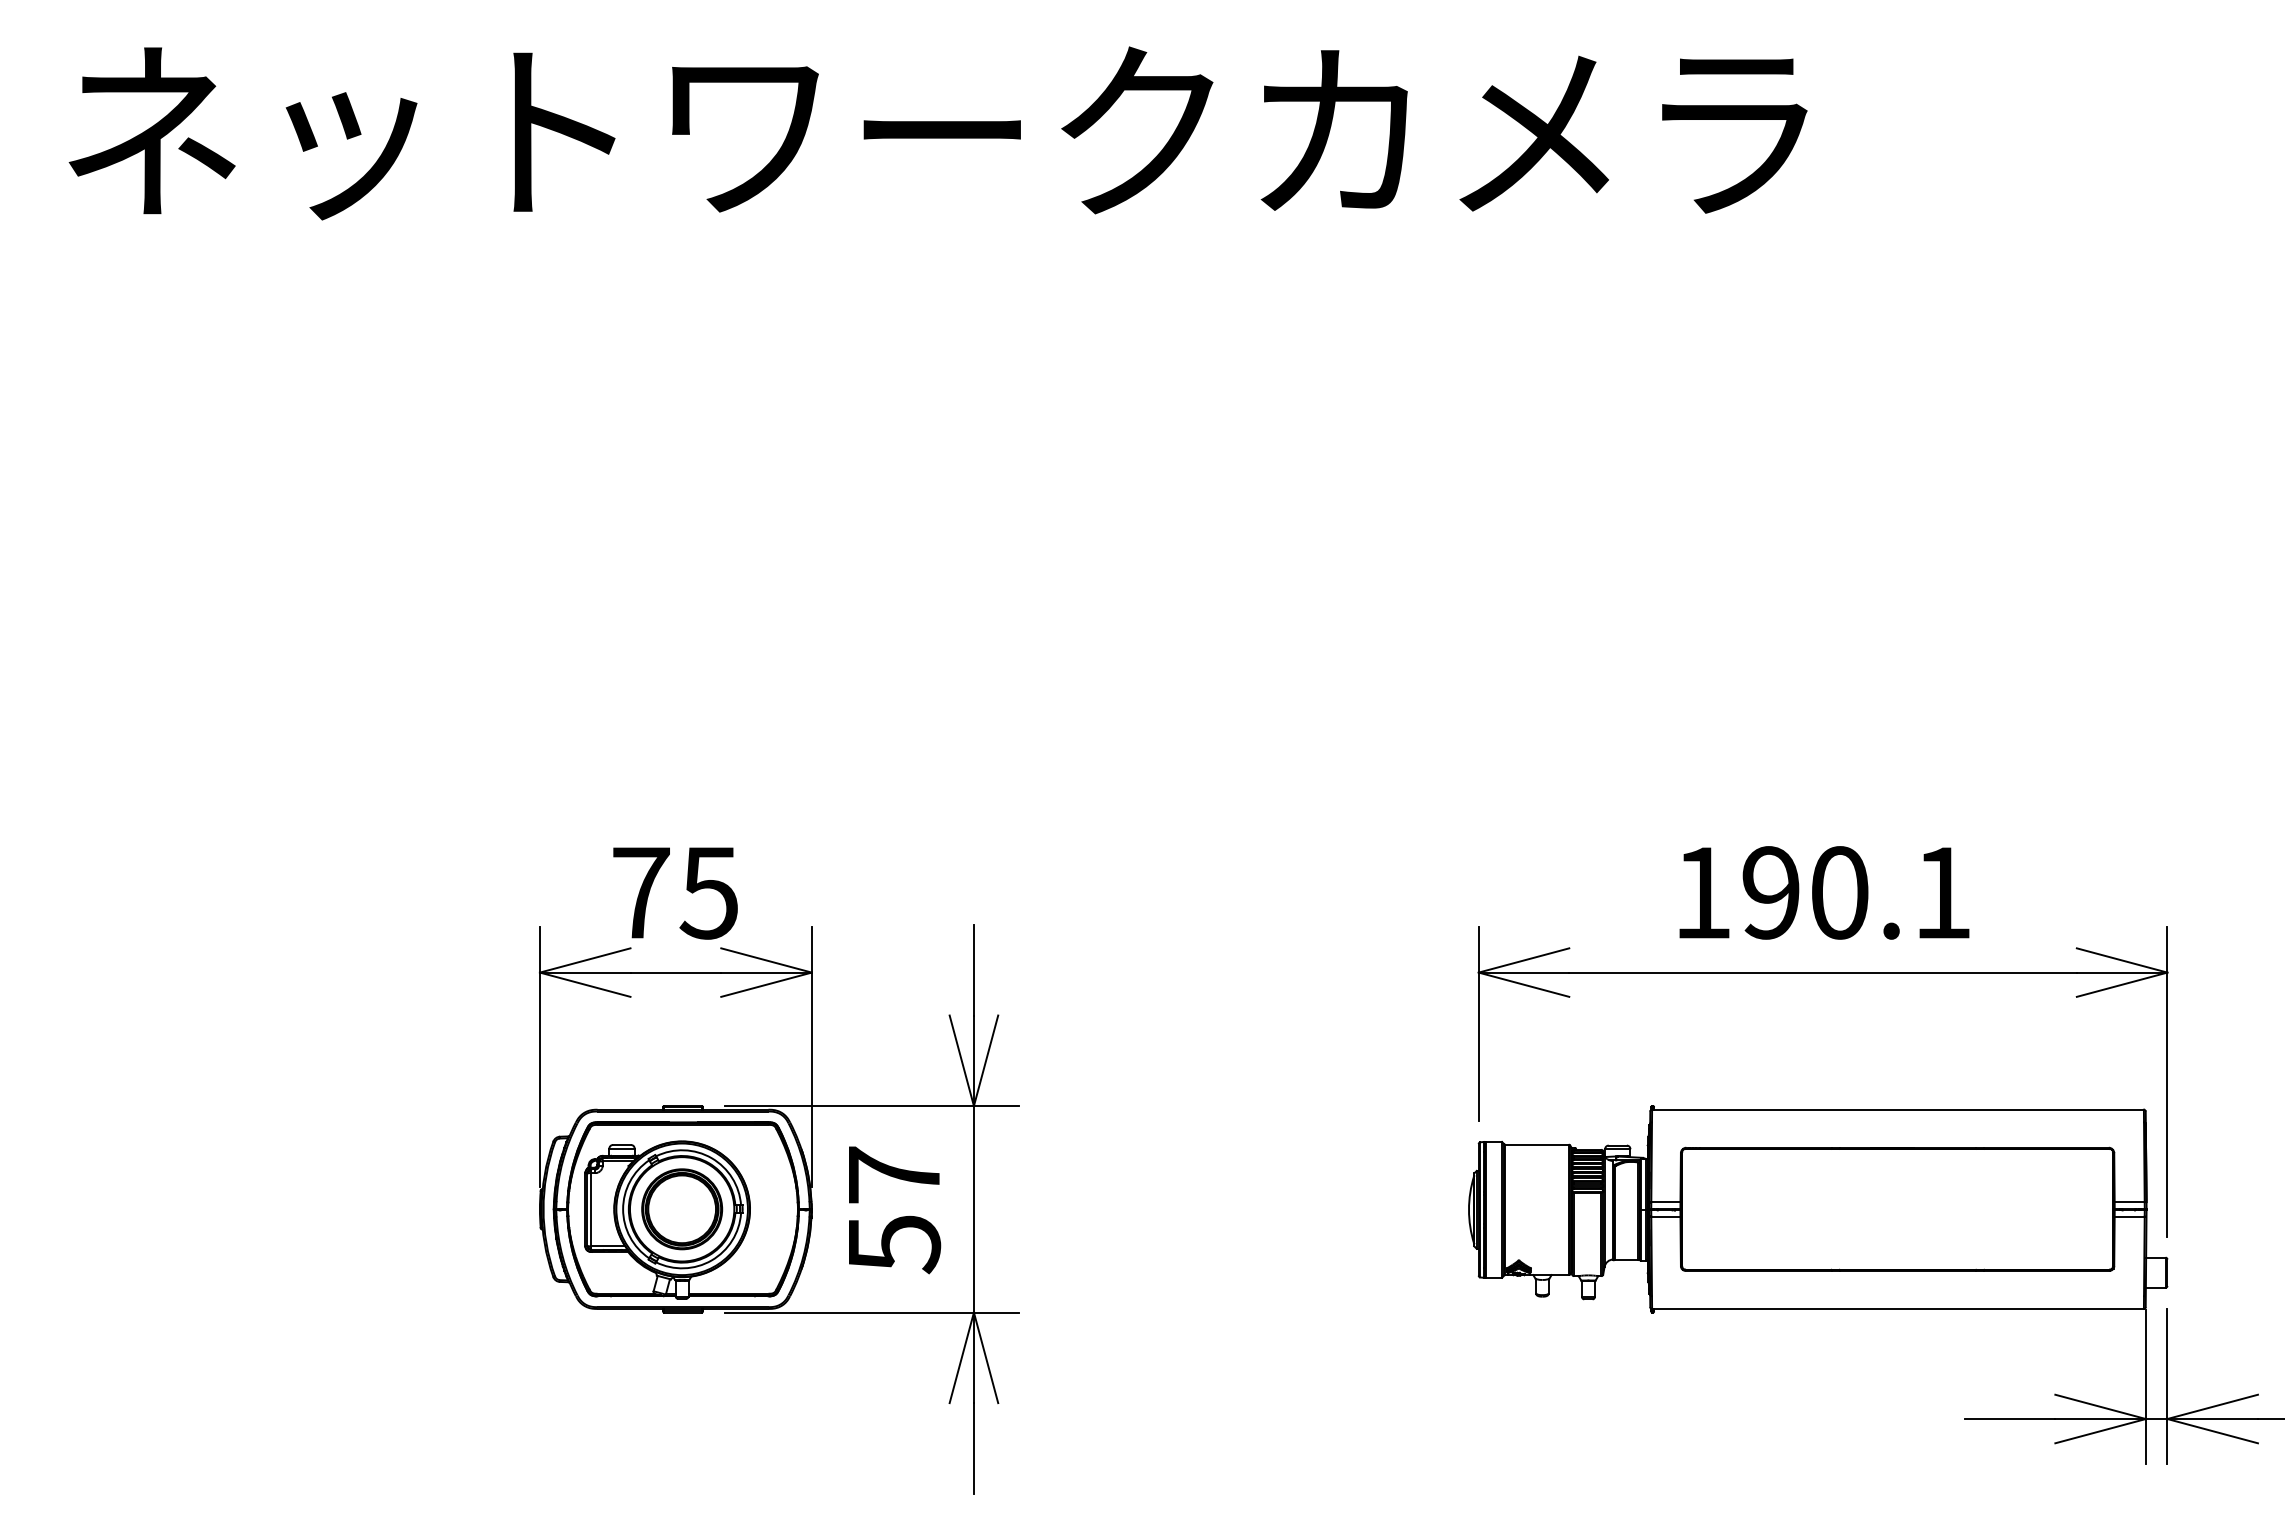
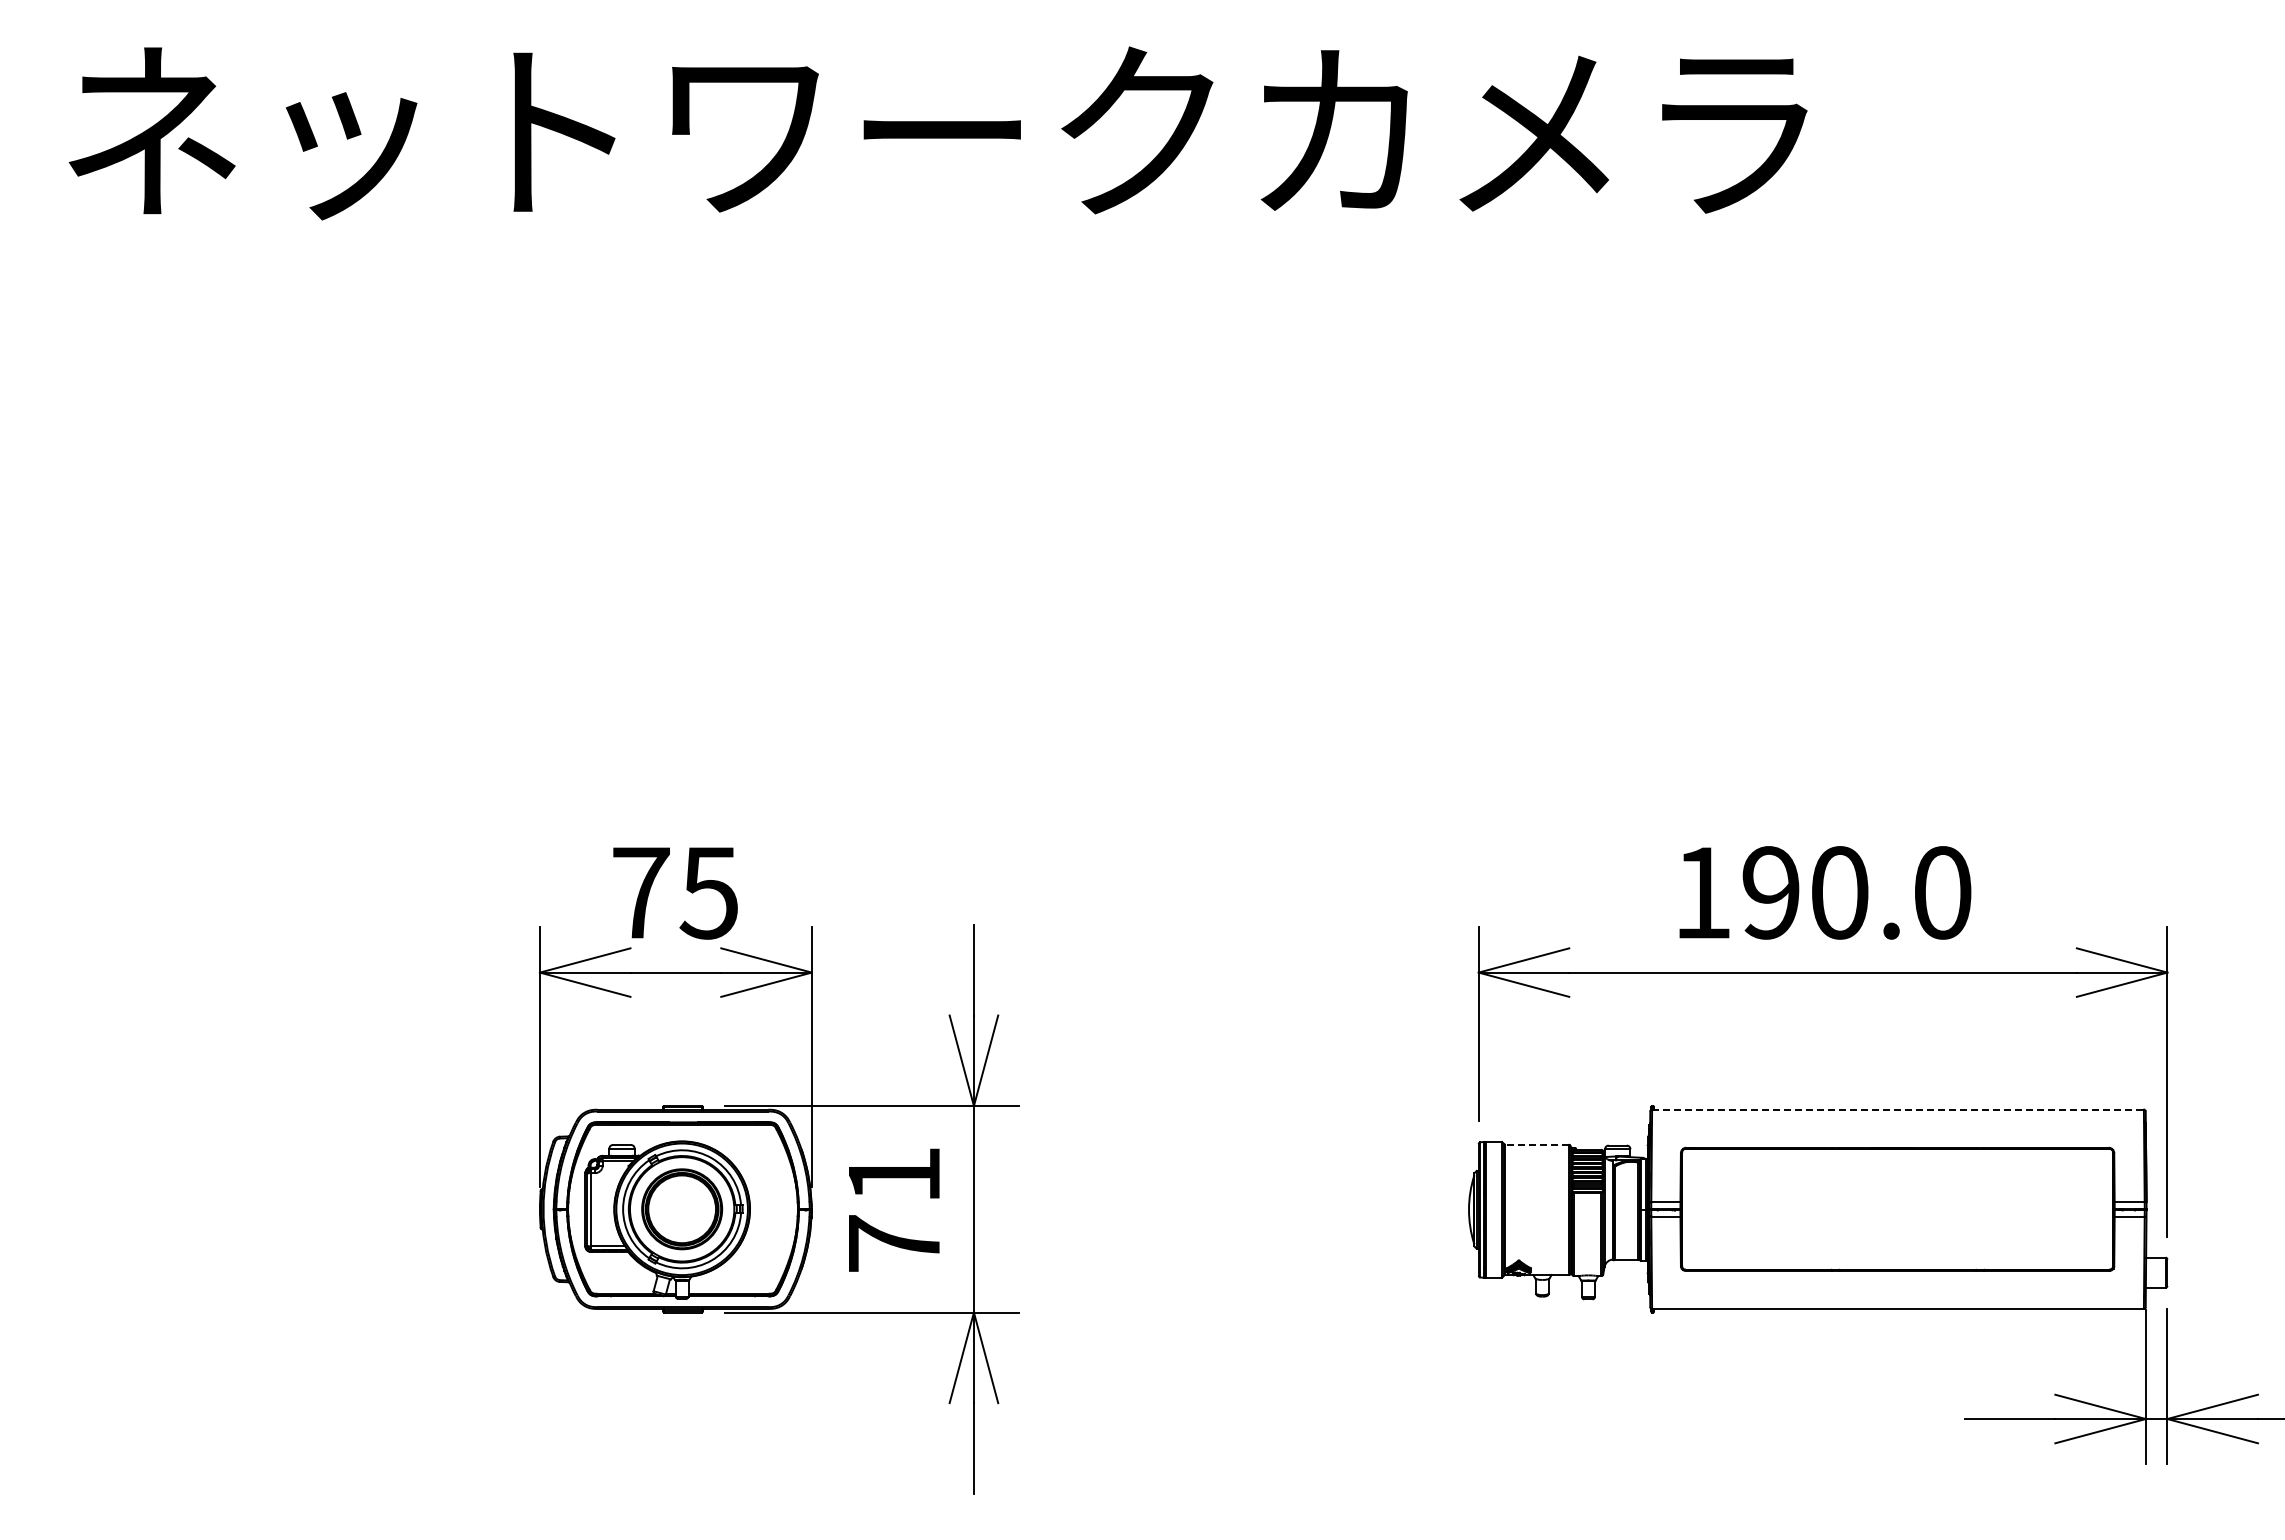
text: 190.1 -> 190.0 (1943, 892)
line: solid -> dashed (1898, 1109)
line: solid -> dashed (1537, 1144)
text: 57 -> 71 (895, 1210)
